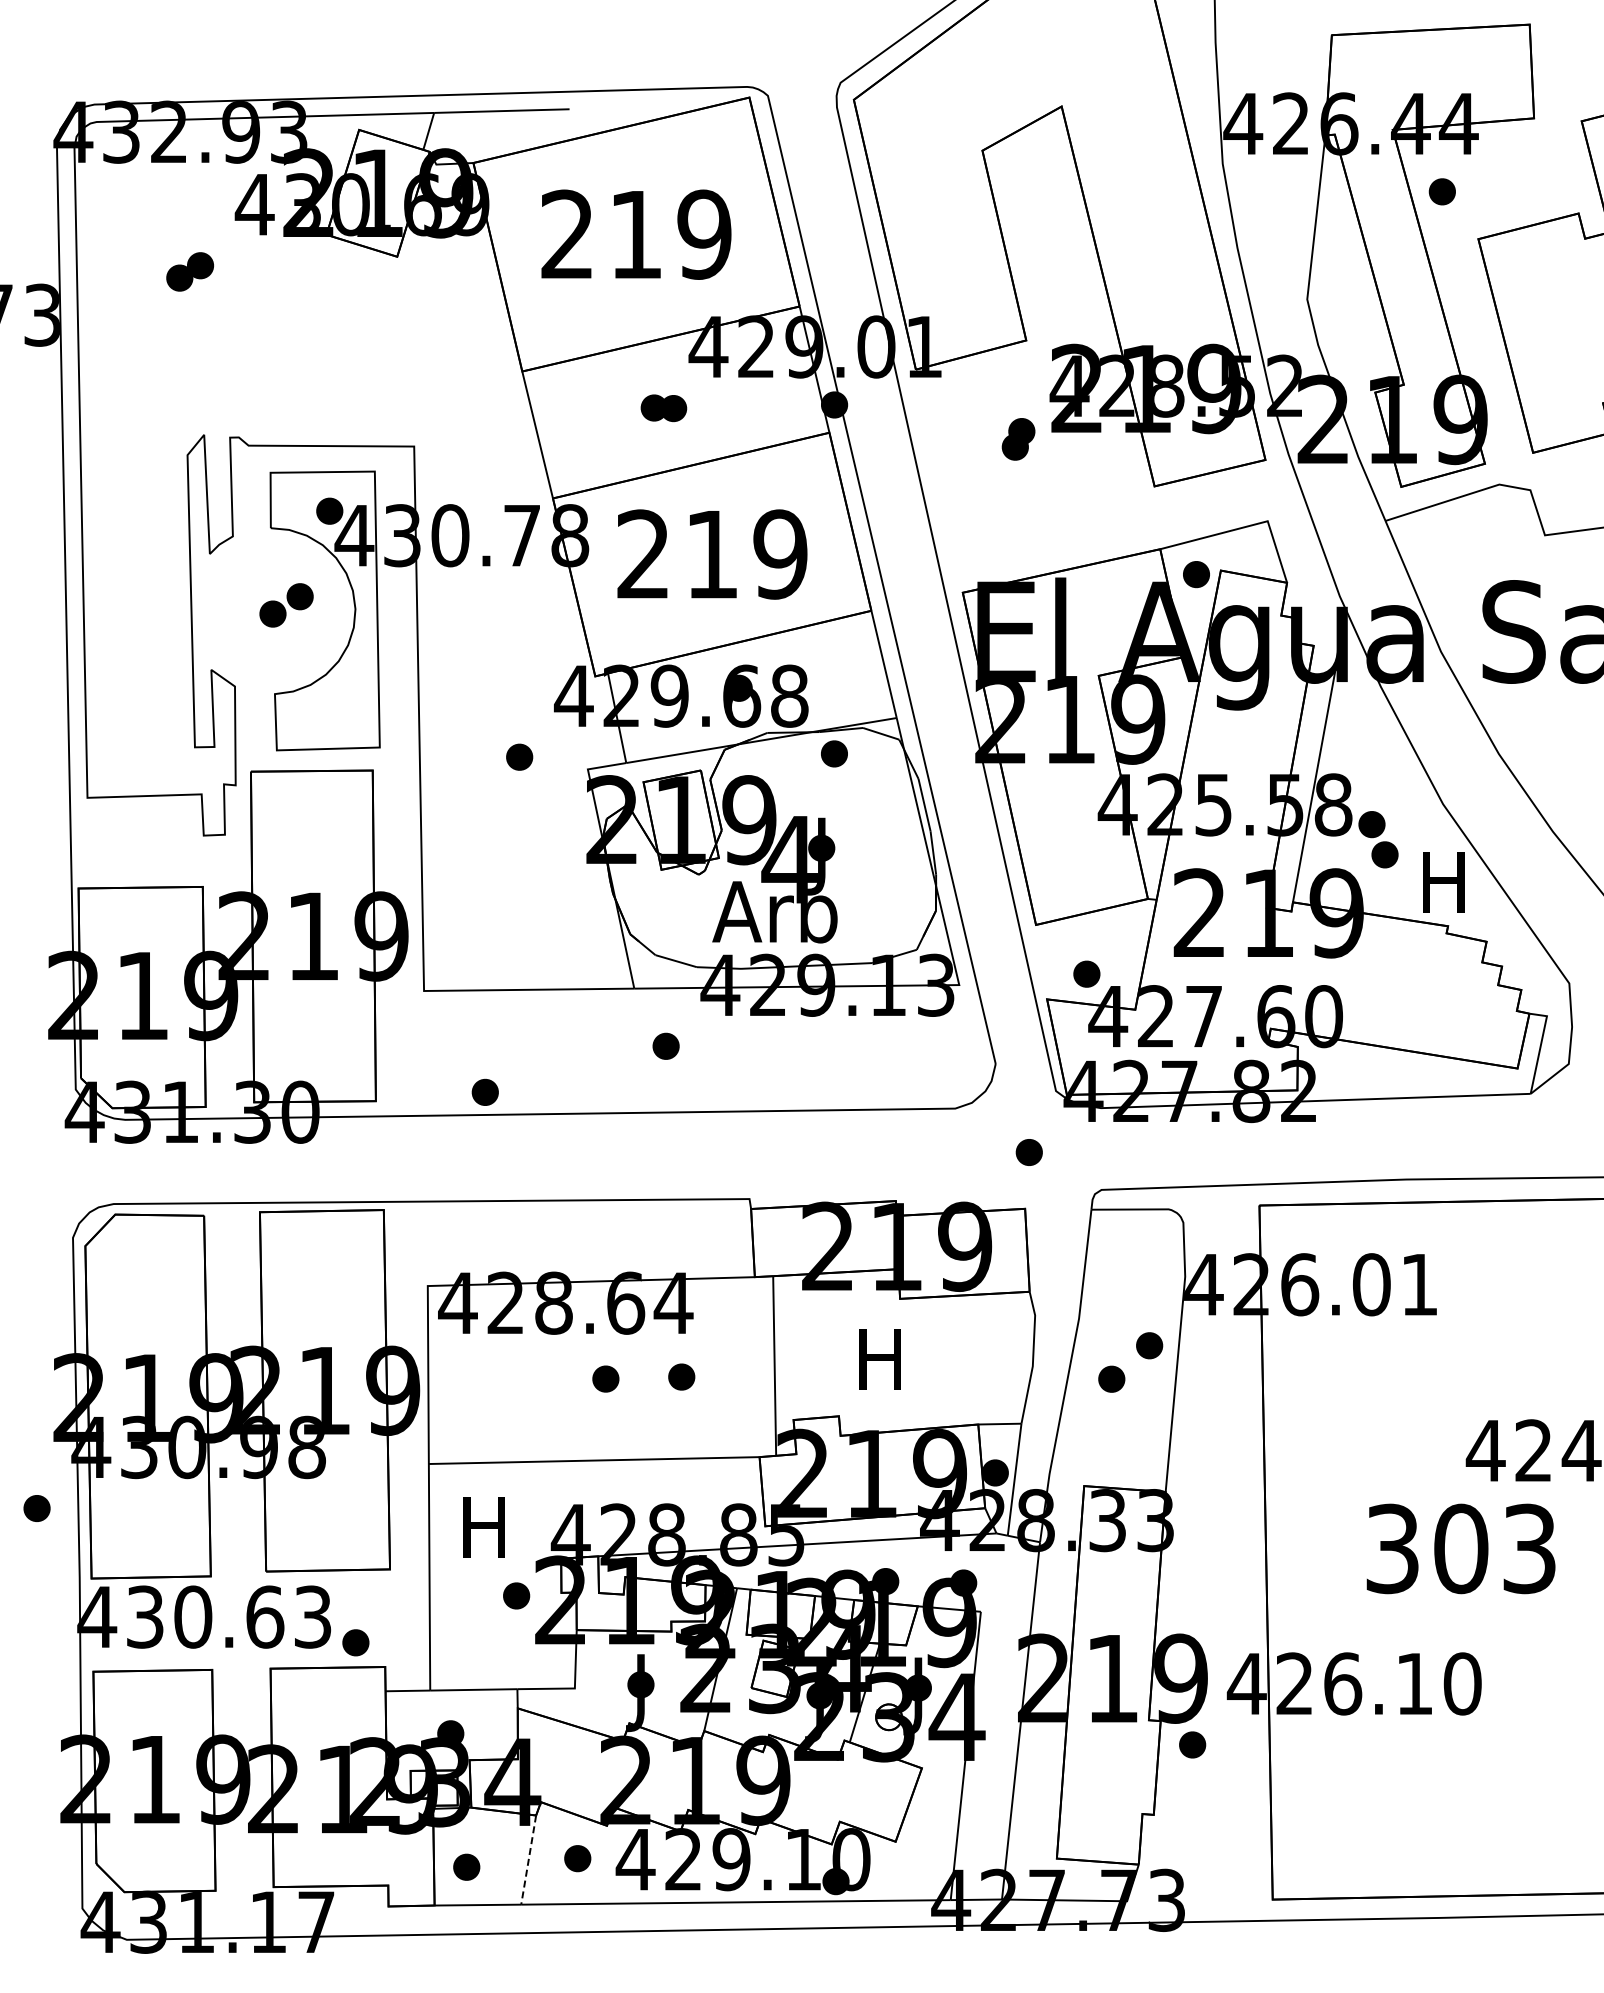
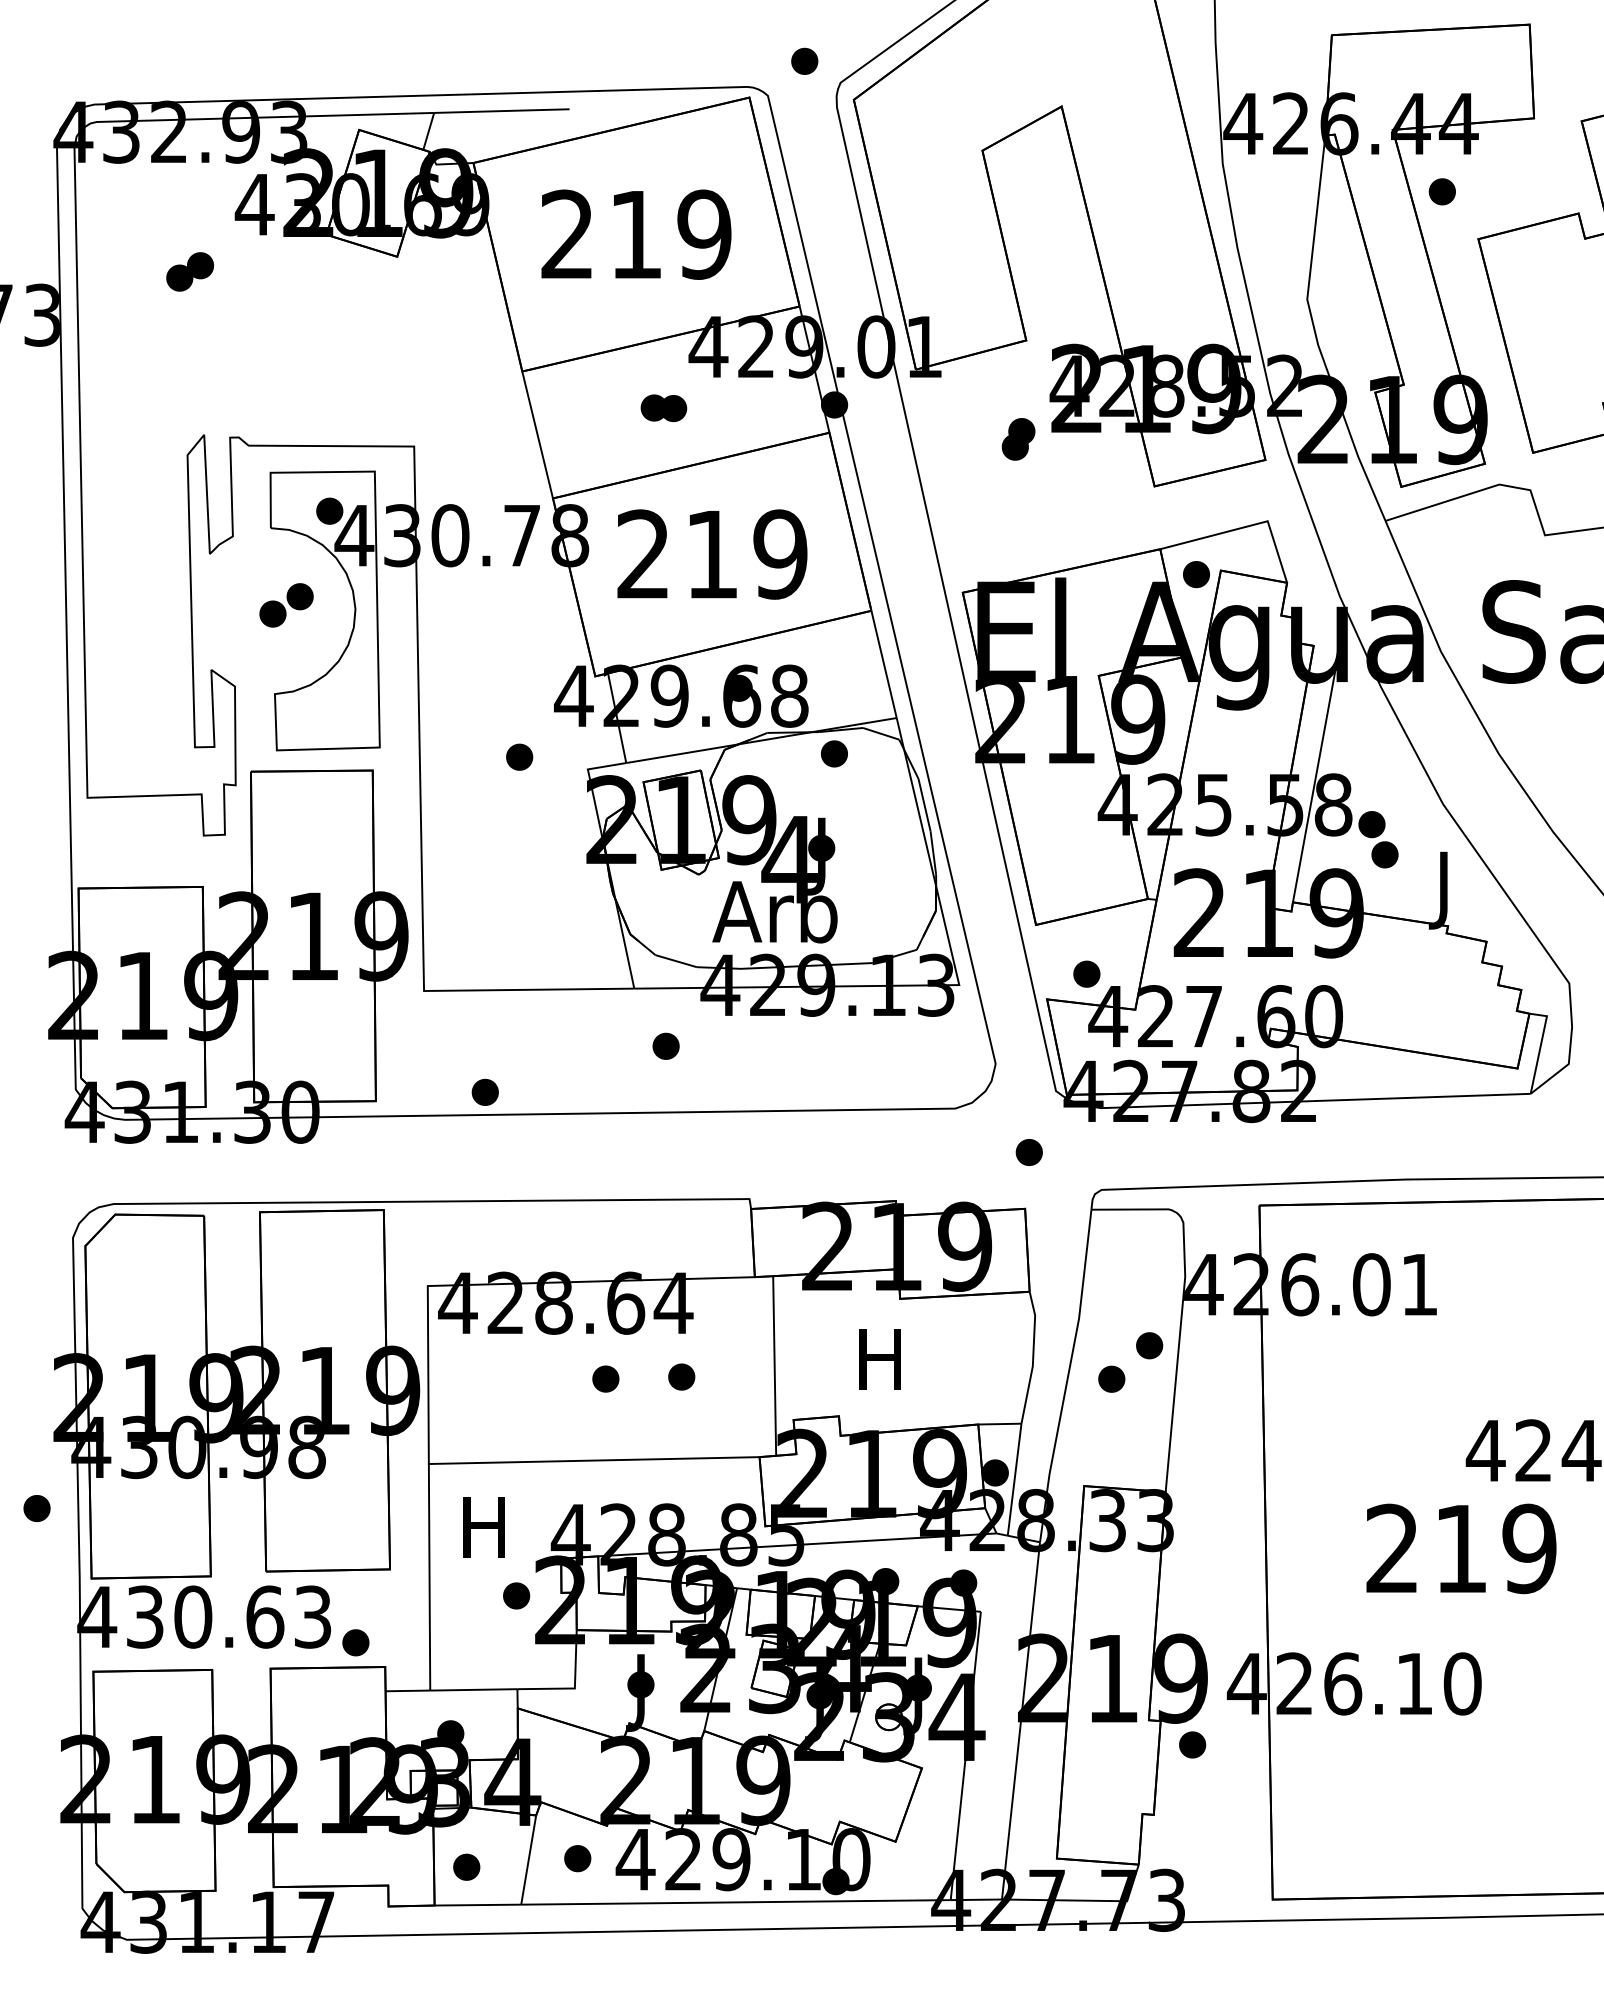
part: none -> present (804, 60)
text: H -> J (1443, 890)
text: 303 -> 219 (1461, 1548)
line: dashed -> solid (528, 1860)
